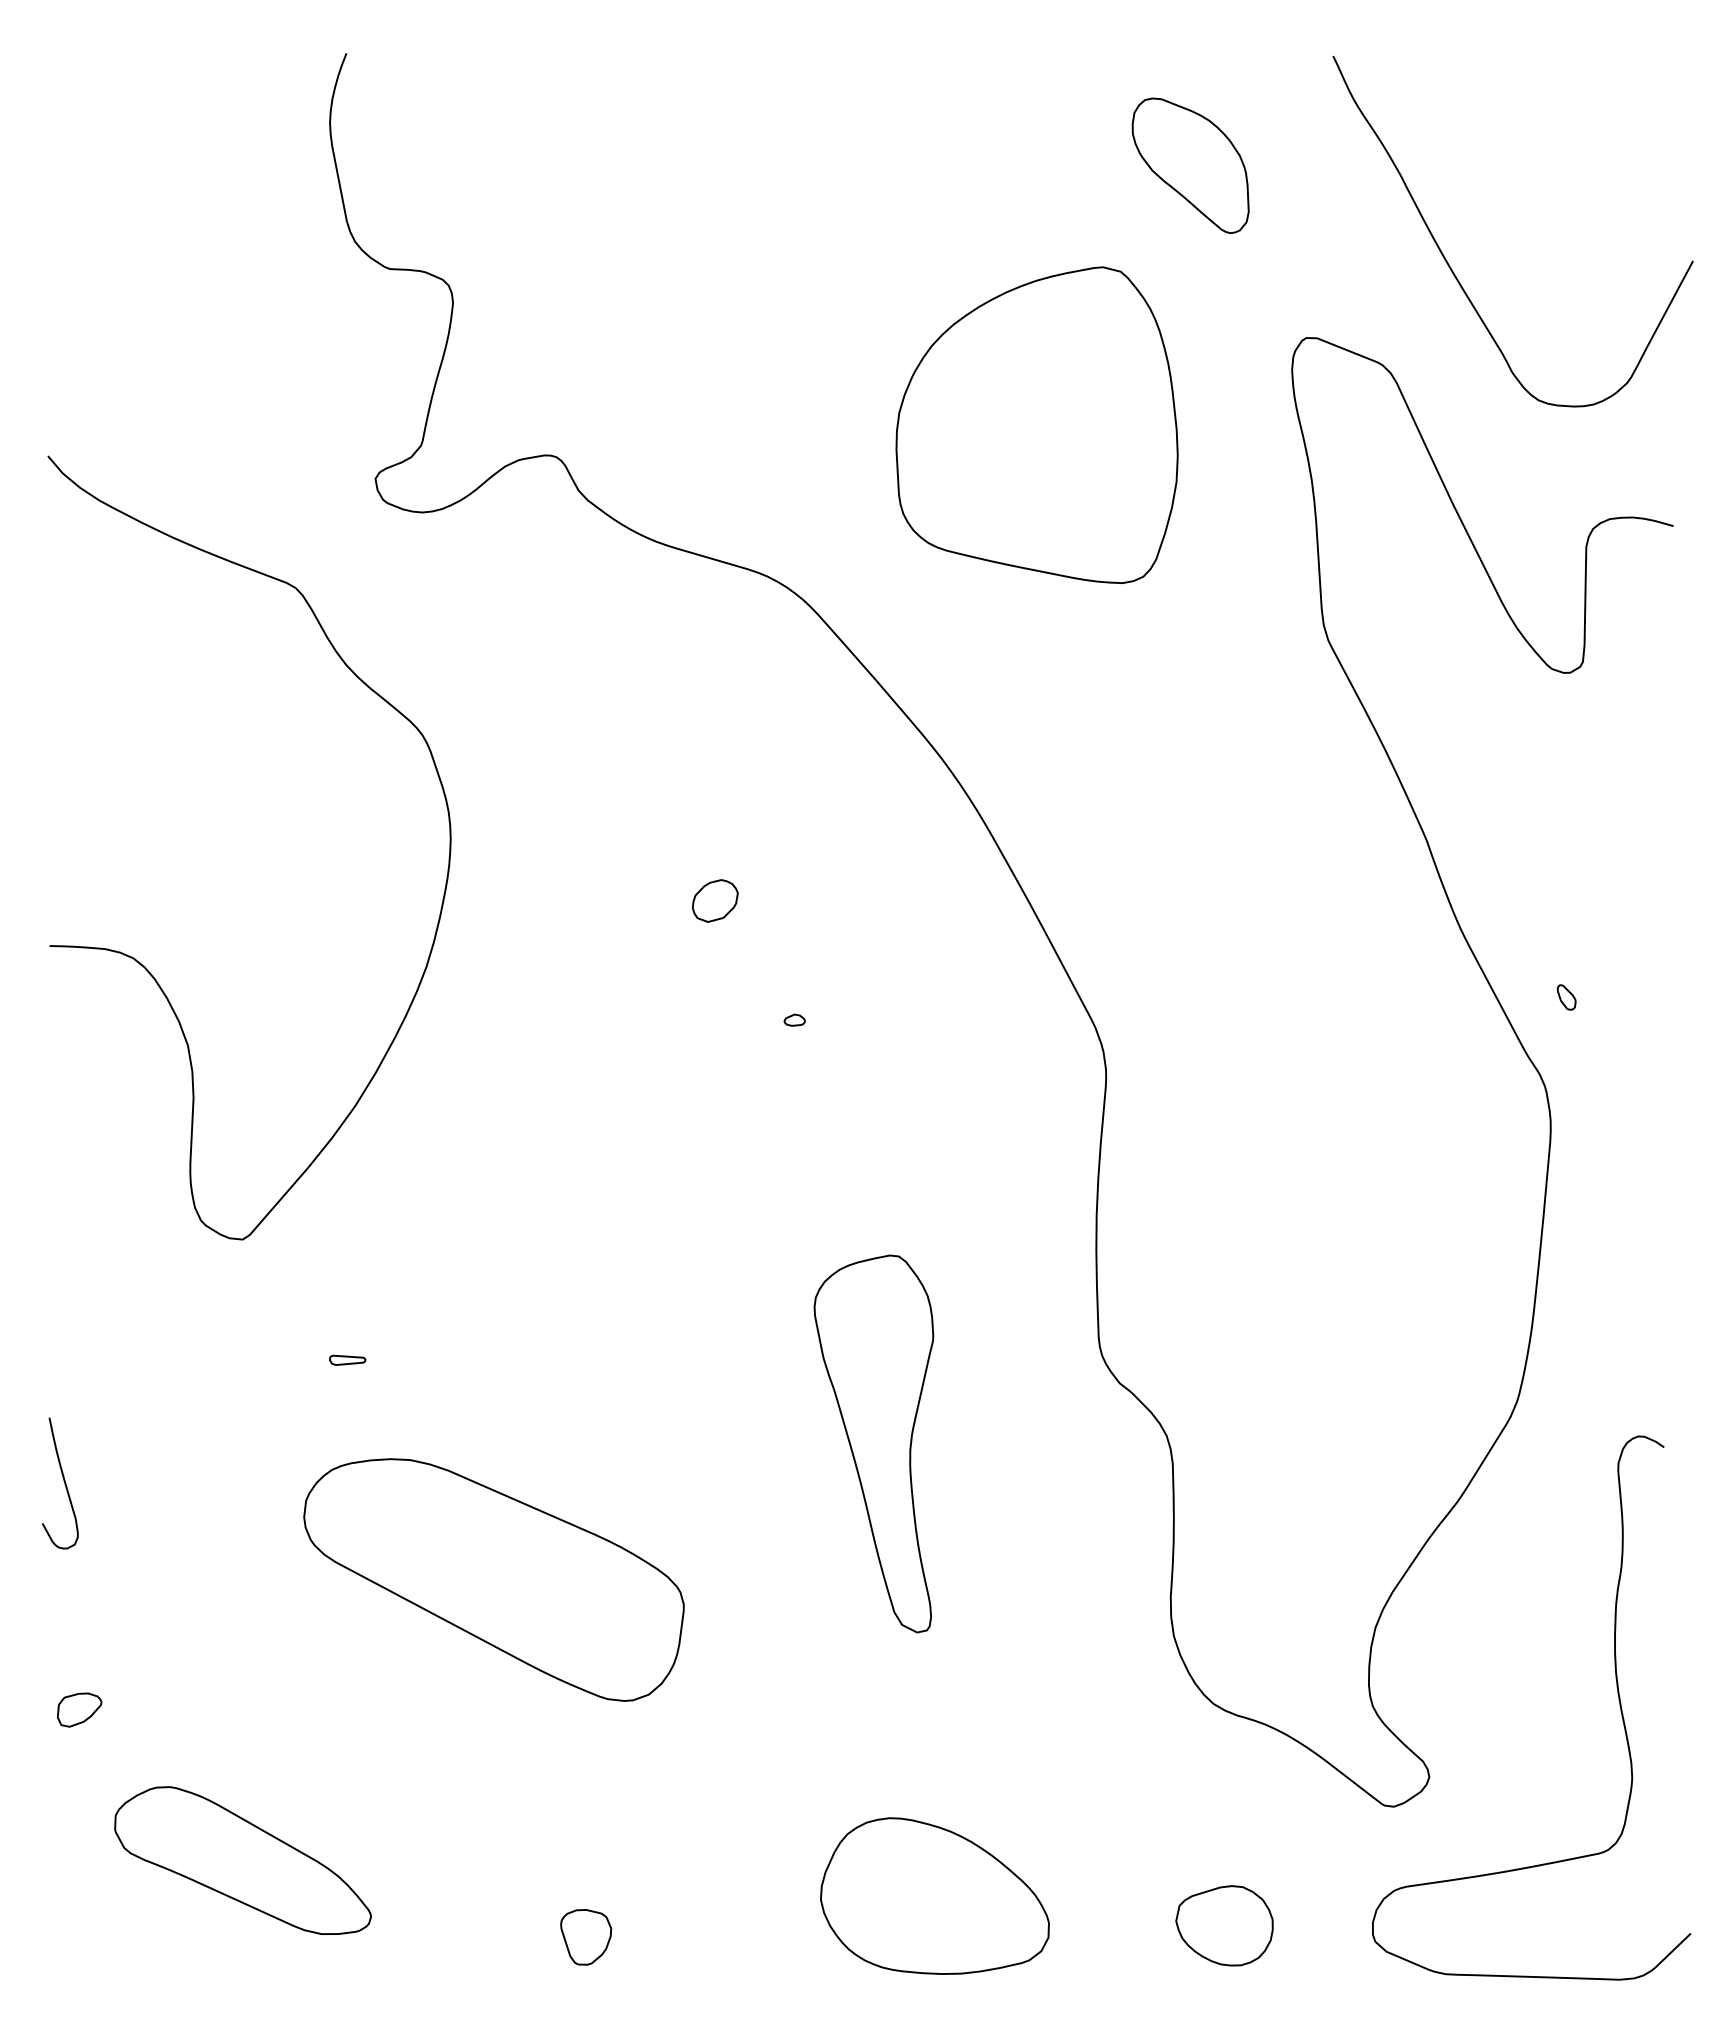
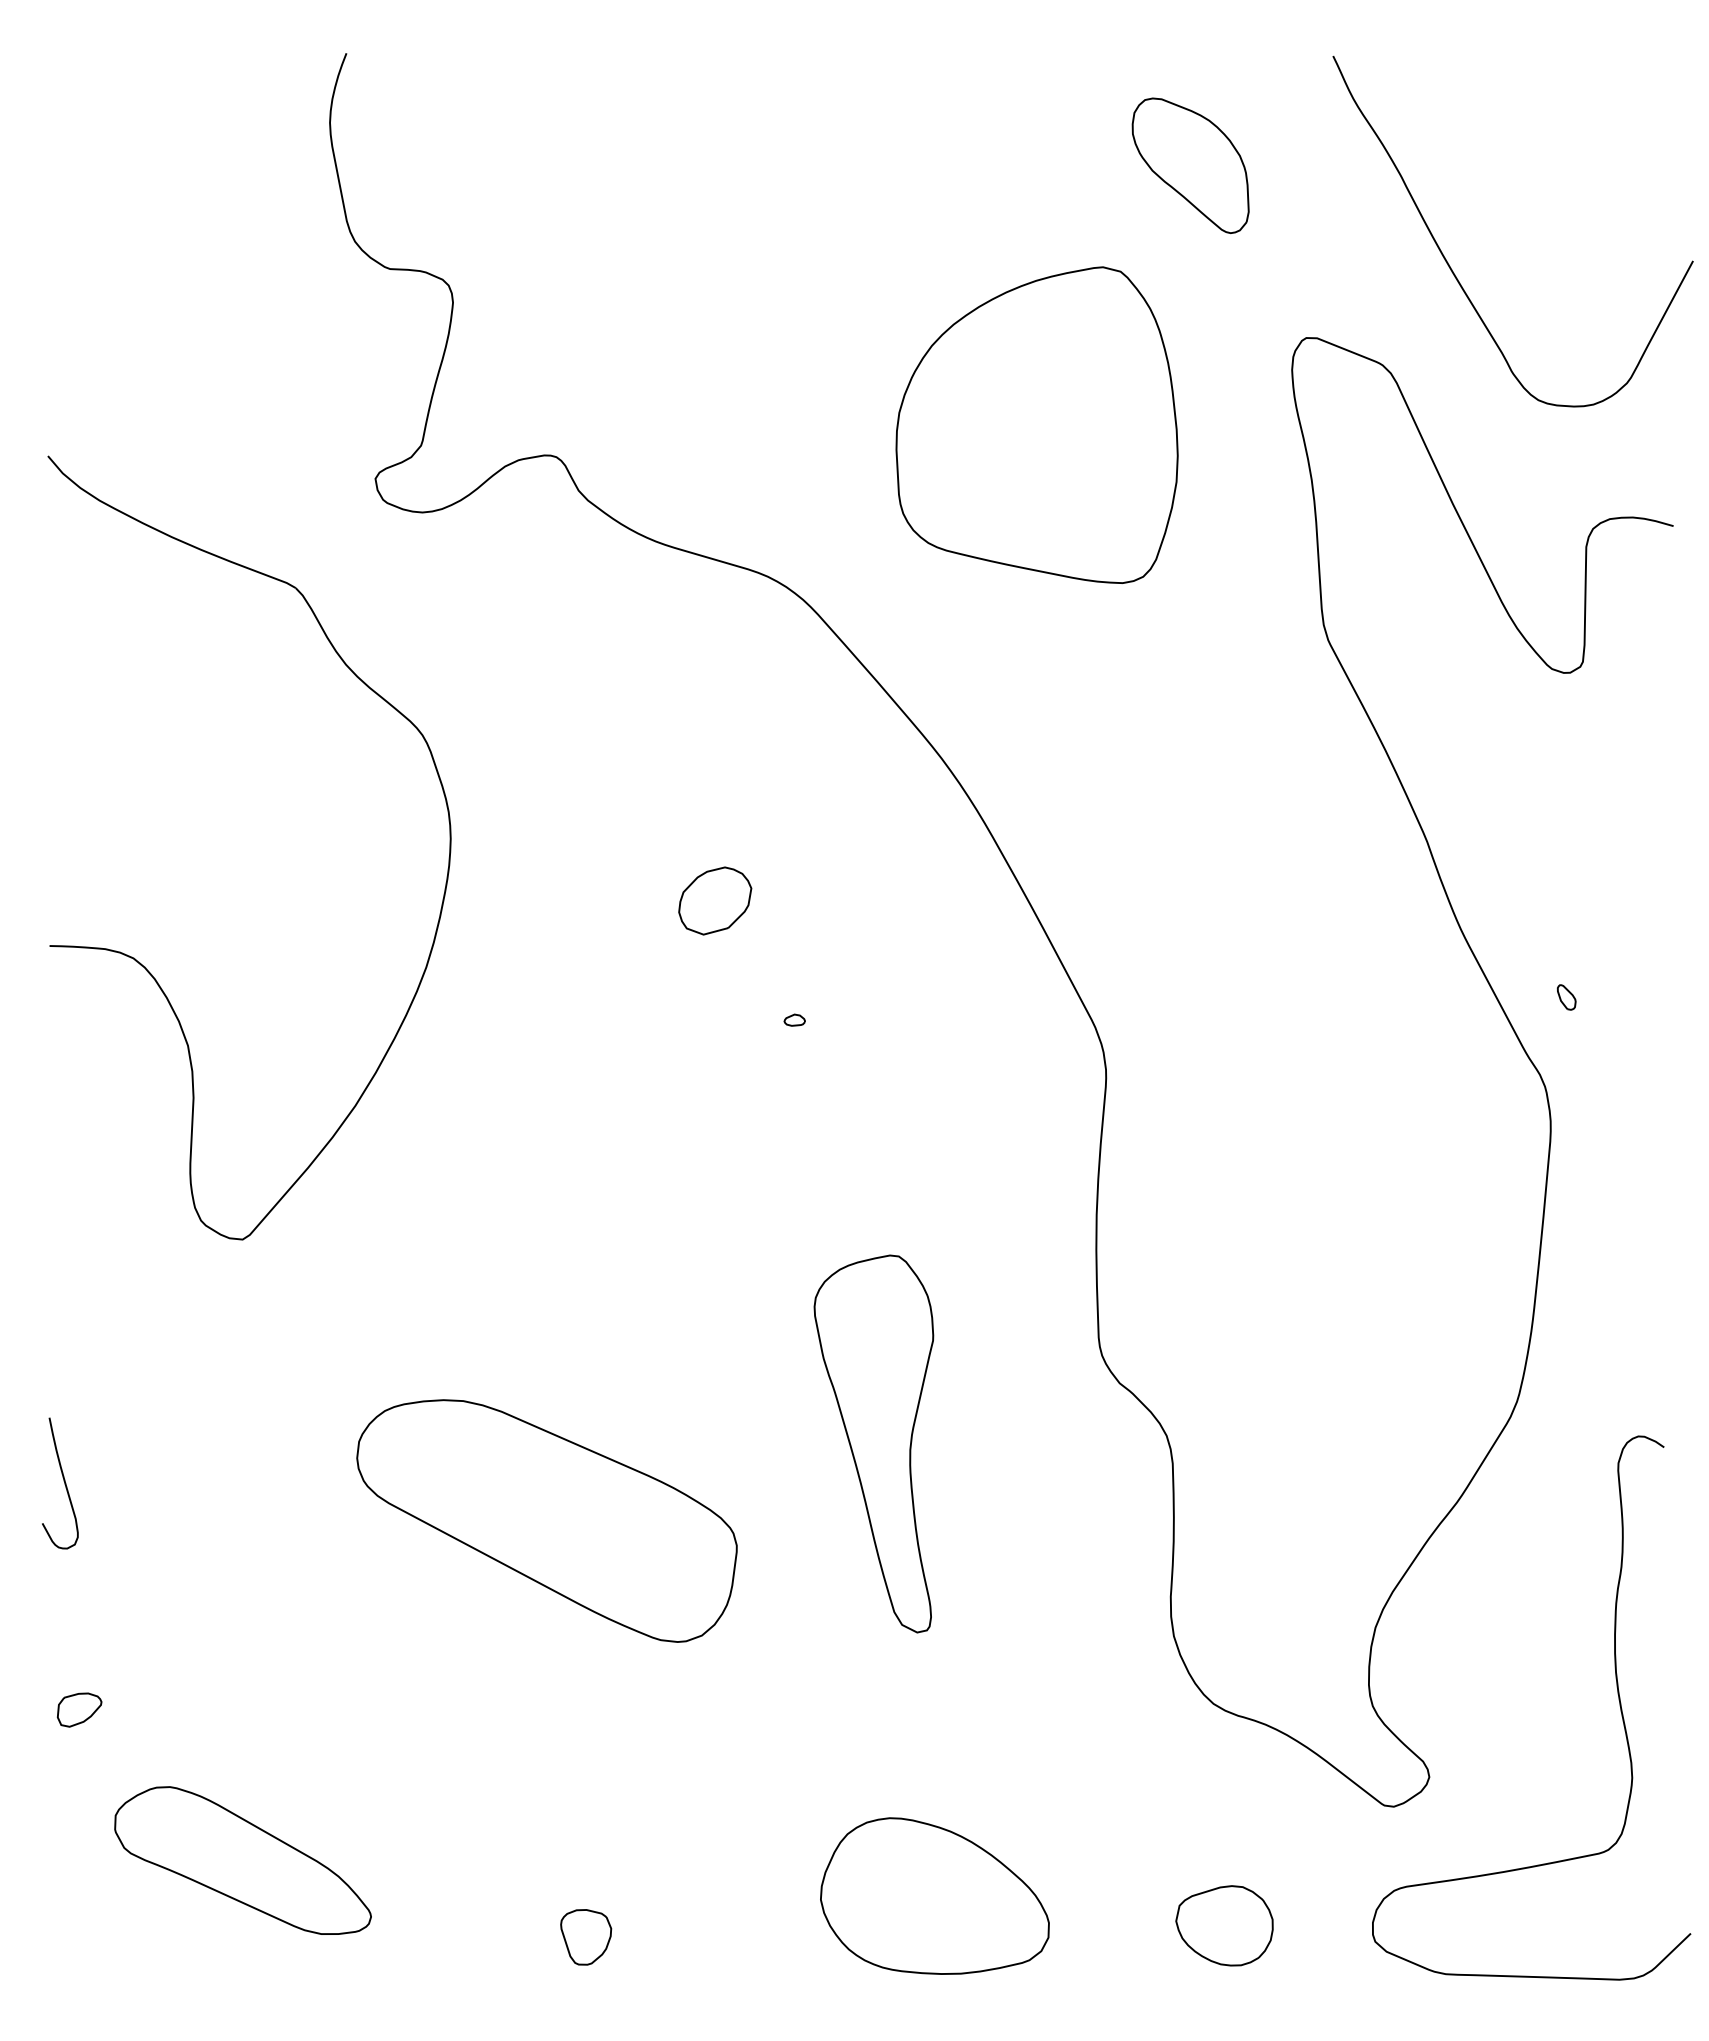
part size: 47x44 px -> 75x70 px (715, 900)
part: present -> none (347, 1359)
part position: (493, 1579) -> (546, 1520) (546, 1520)
